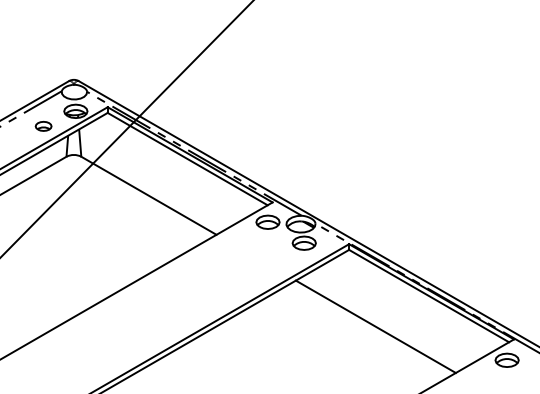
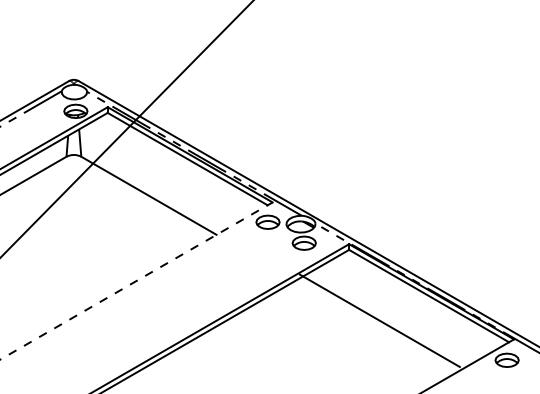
part: present -> none (43, 126)
line: solid -> dashed (137, 280)
line position: (375, 326) -> (379, 320) (379, 320)
